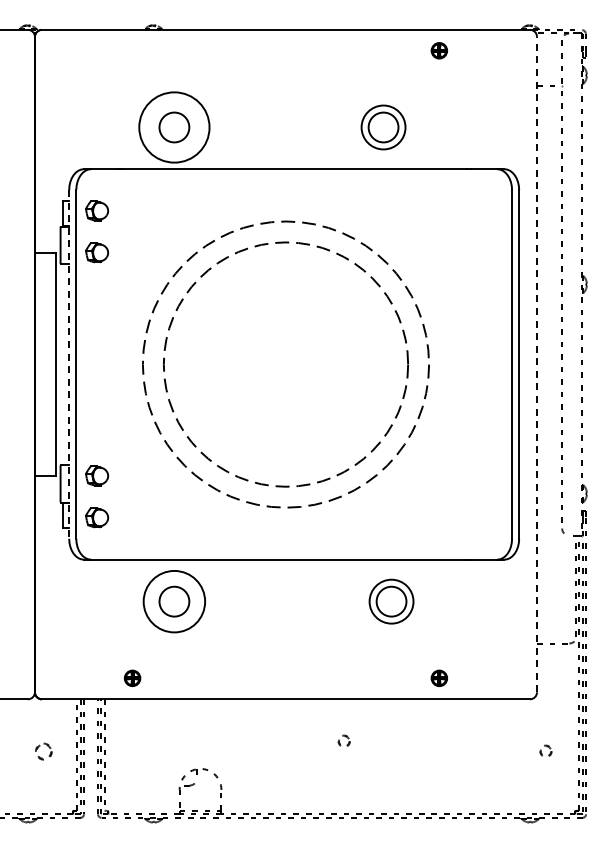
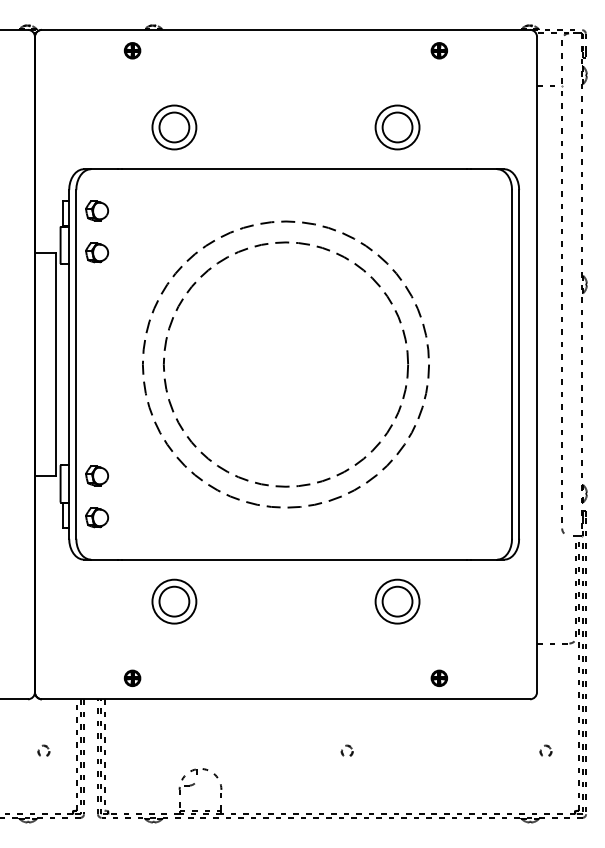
part: none -> present (132, 50)
circle diameter: 70 px -> 44 px (174, 127)
part position: (383, 127) -> (397, 127) (397, 127)
line: dashed -> solid (69, 364)
line: dashed -> solid (537, 364)
circle diameter: 61 px -> 44 px (174, 601)
part position: (391, 601) -> (397, 601) (397, 601)
part position: (343, 740) -> (346, 750) (346, 750)
part size: 18x19 px -> 14x13 px (43, 750)
